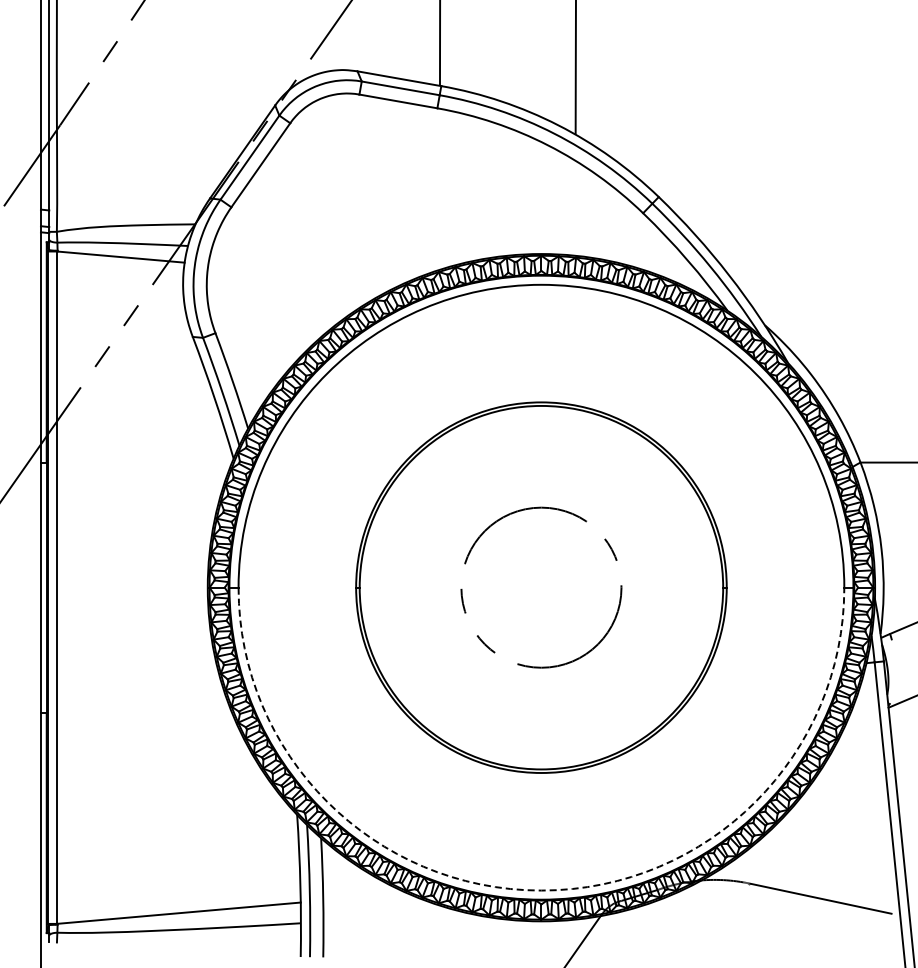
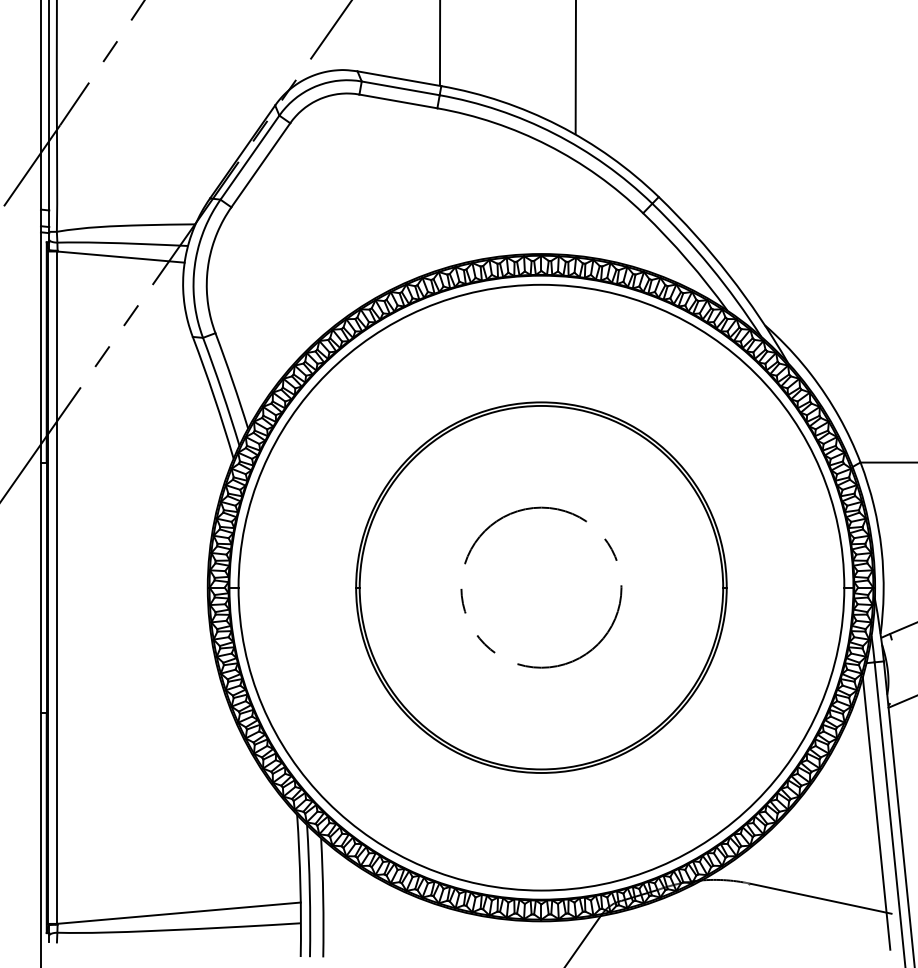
line: none -> present (876, 813)
arc: dashed -> solid (541, 890)
